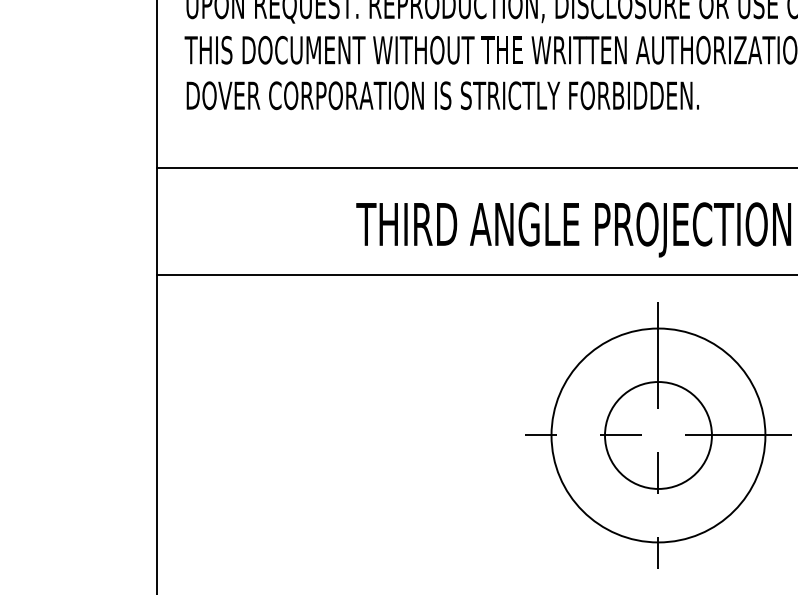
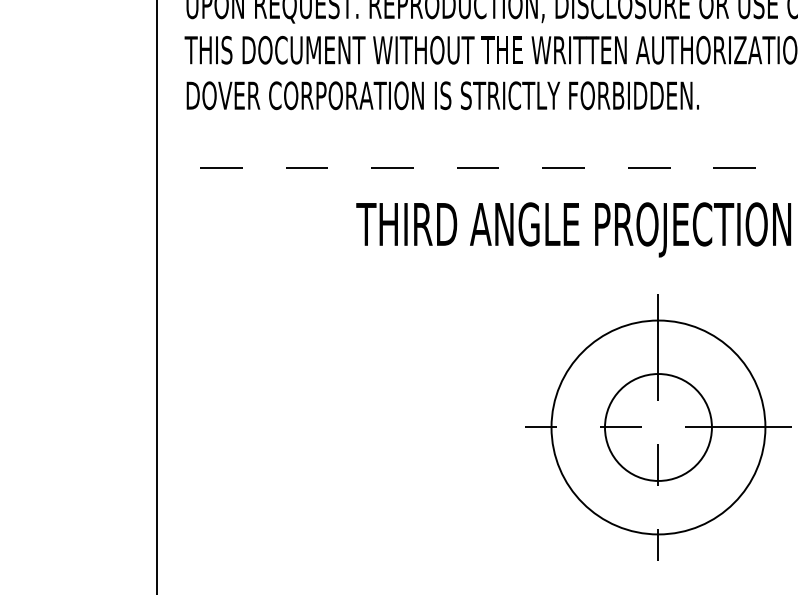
line: solid -> dashed (477, 168)
line: present -> none (475, 275)
part position: (658, 435) -> (658, 427) (658, 427)
